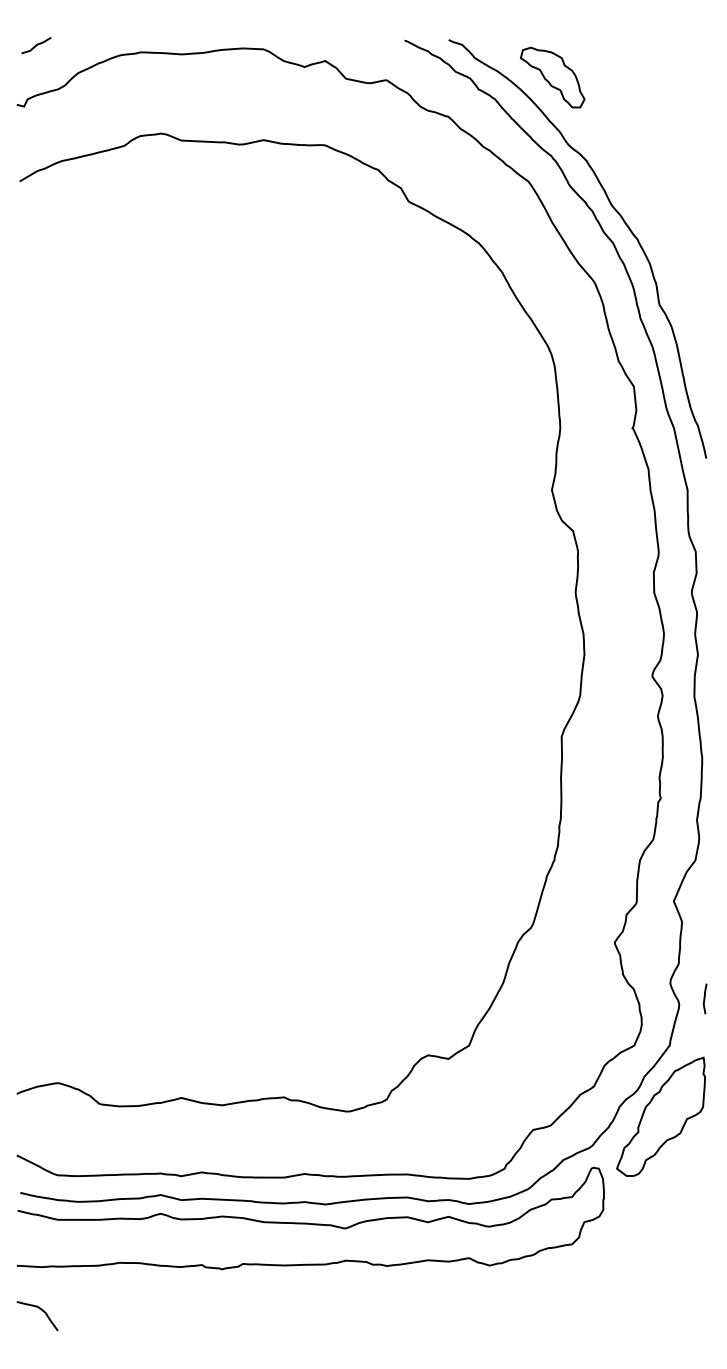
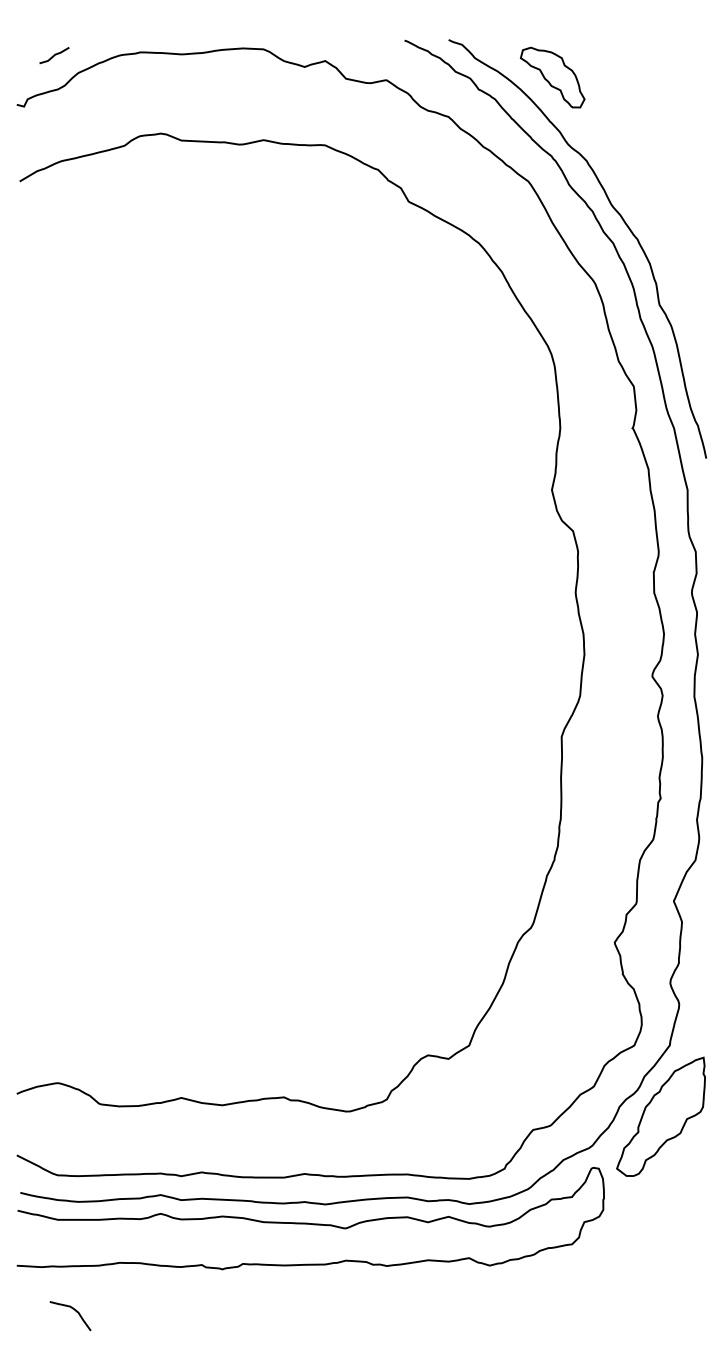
line position: (36, 45) -> (54, 55) (54, 55)
line: present -> none (704, 998)
curve position: (42, 1311) -> (75, 1311) (75, 1311)
